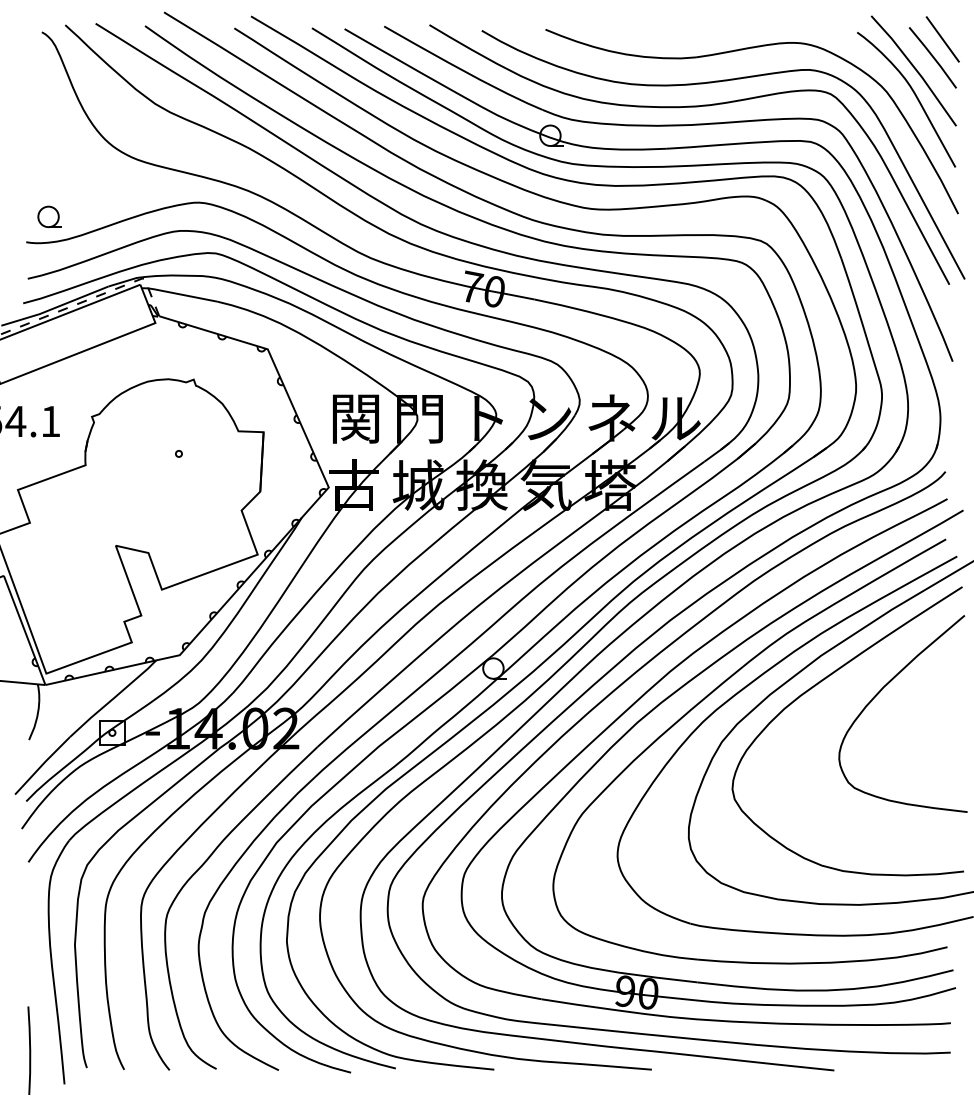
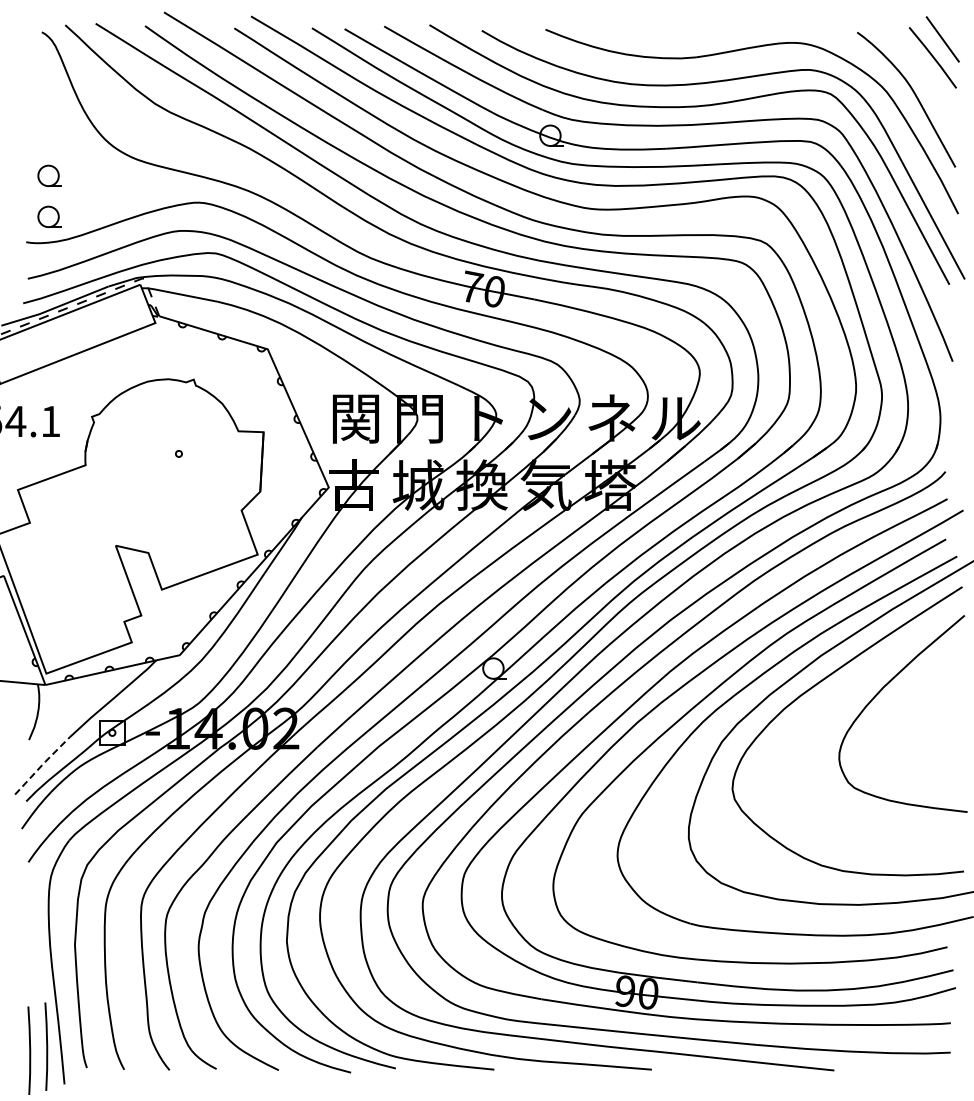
line: present -> none (914, 69)
part: none -> present (49, 175)
line: solid -> dashed (42, 764)
line: none -> present (46, 1046)
